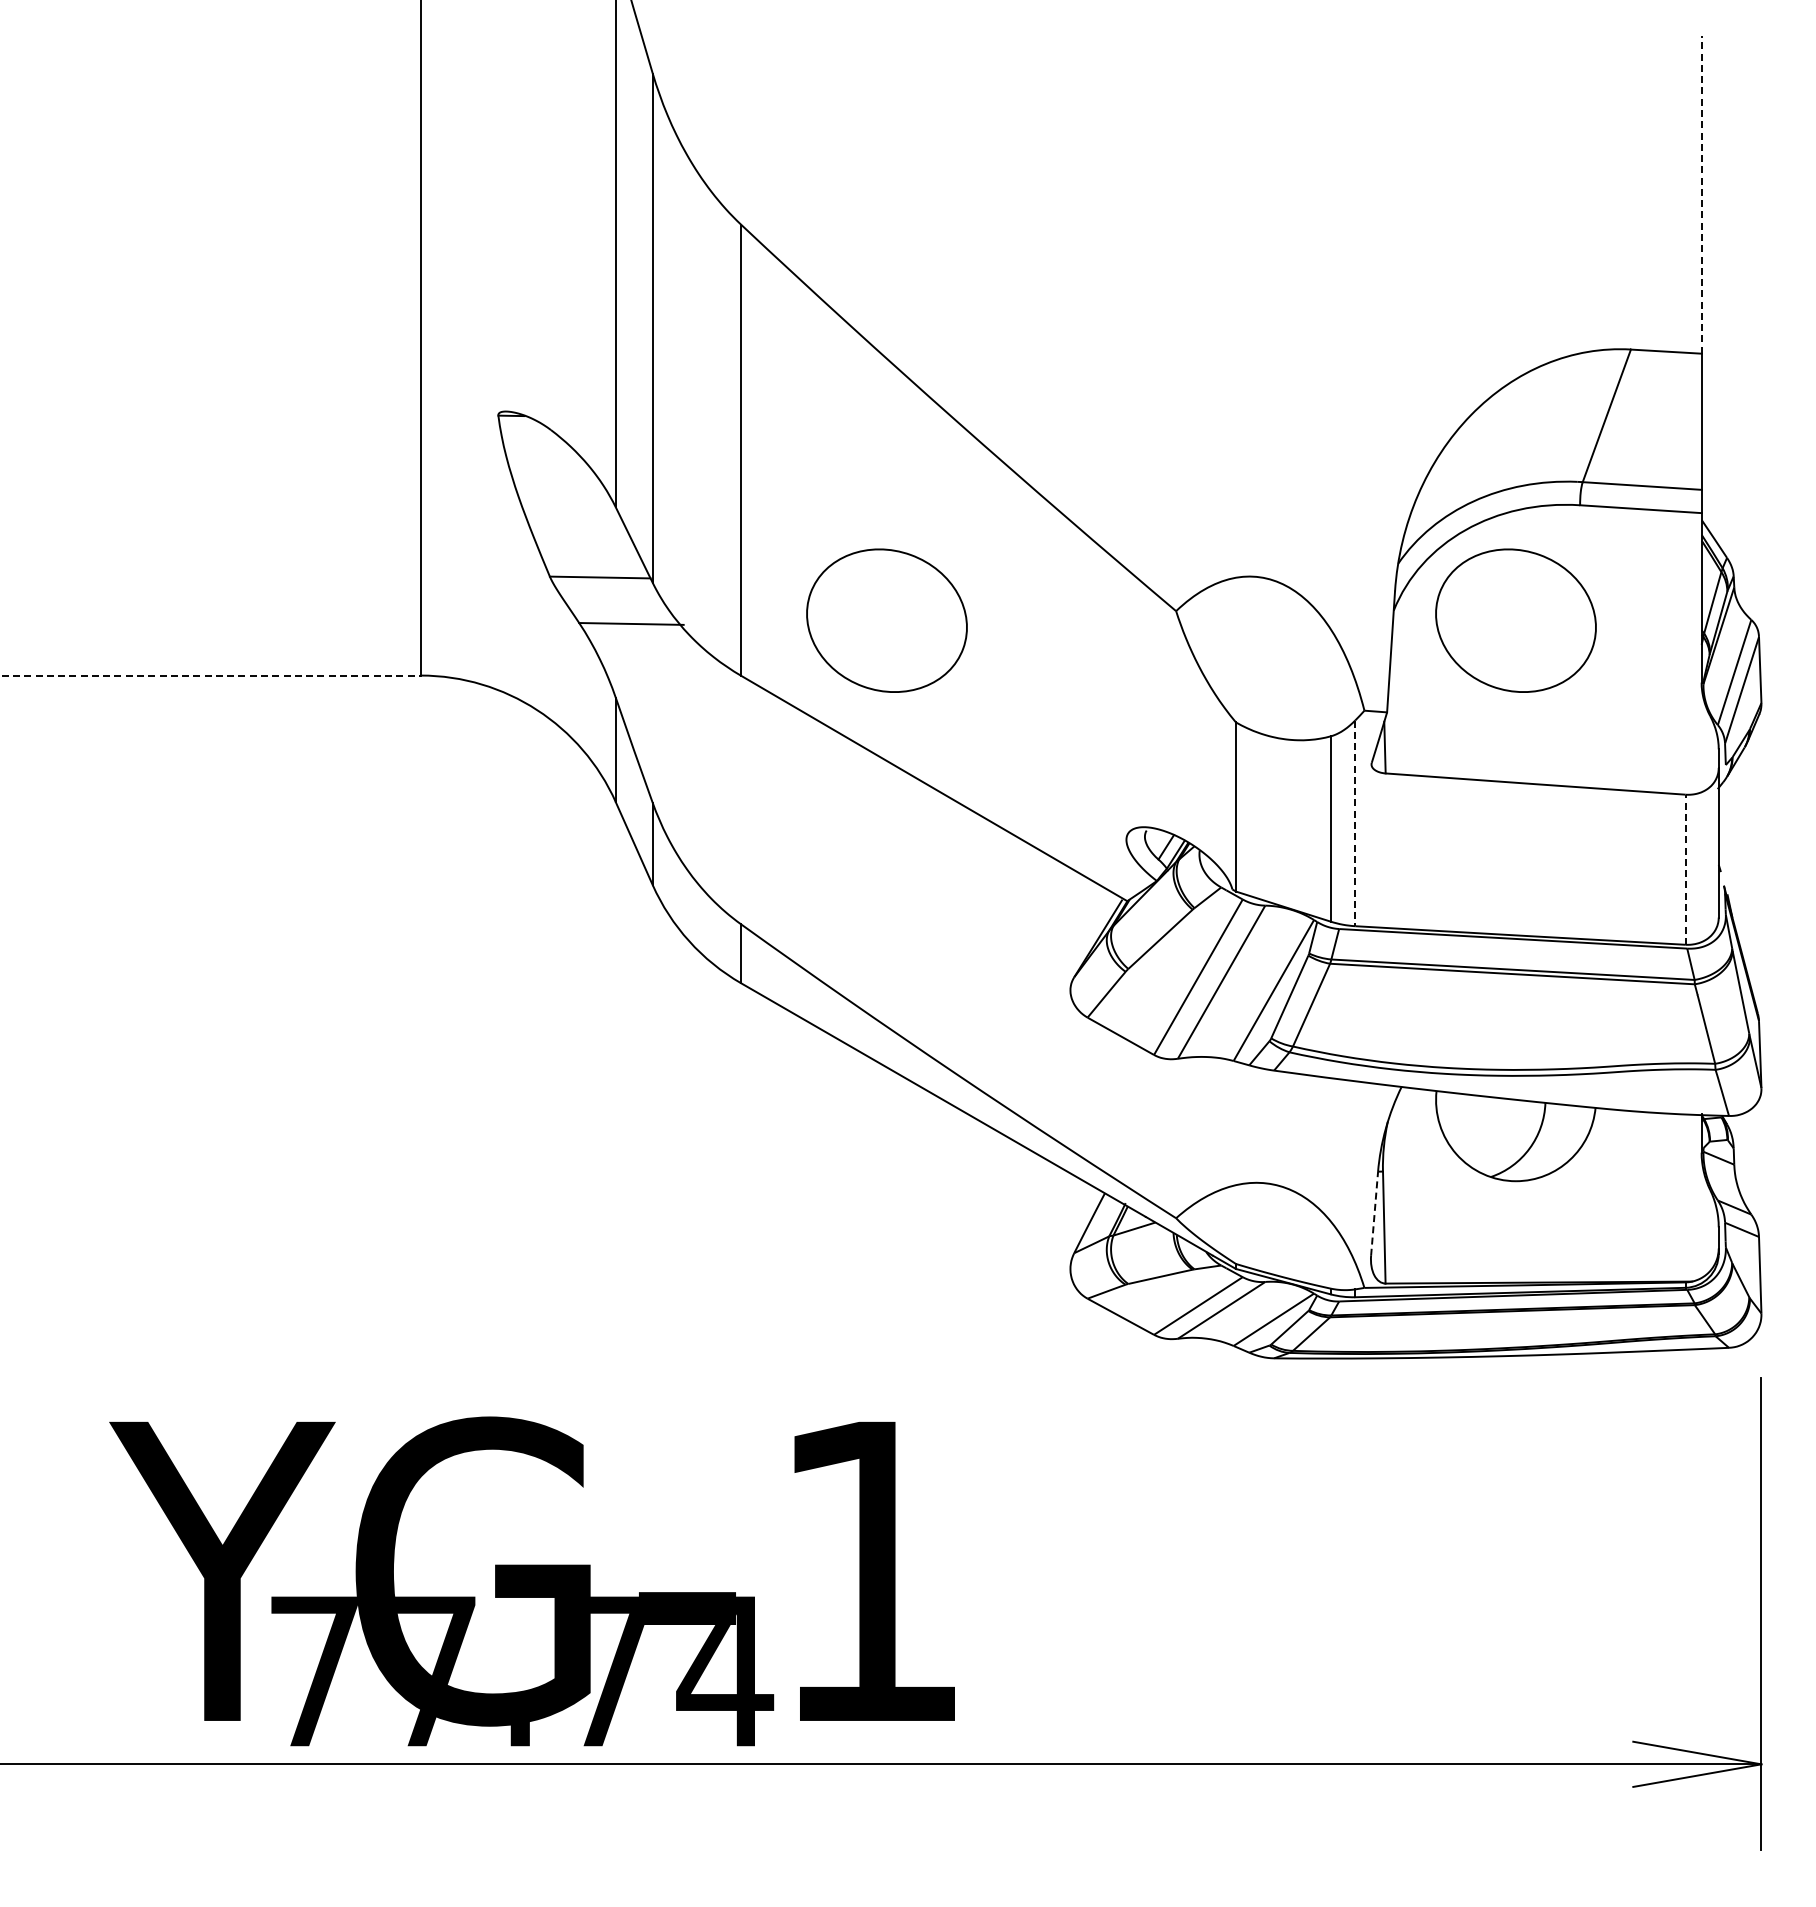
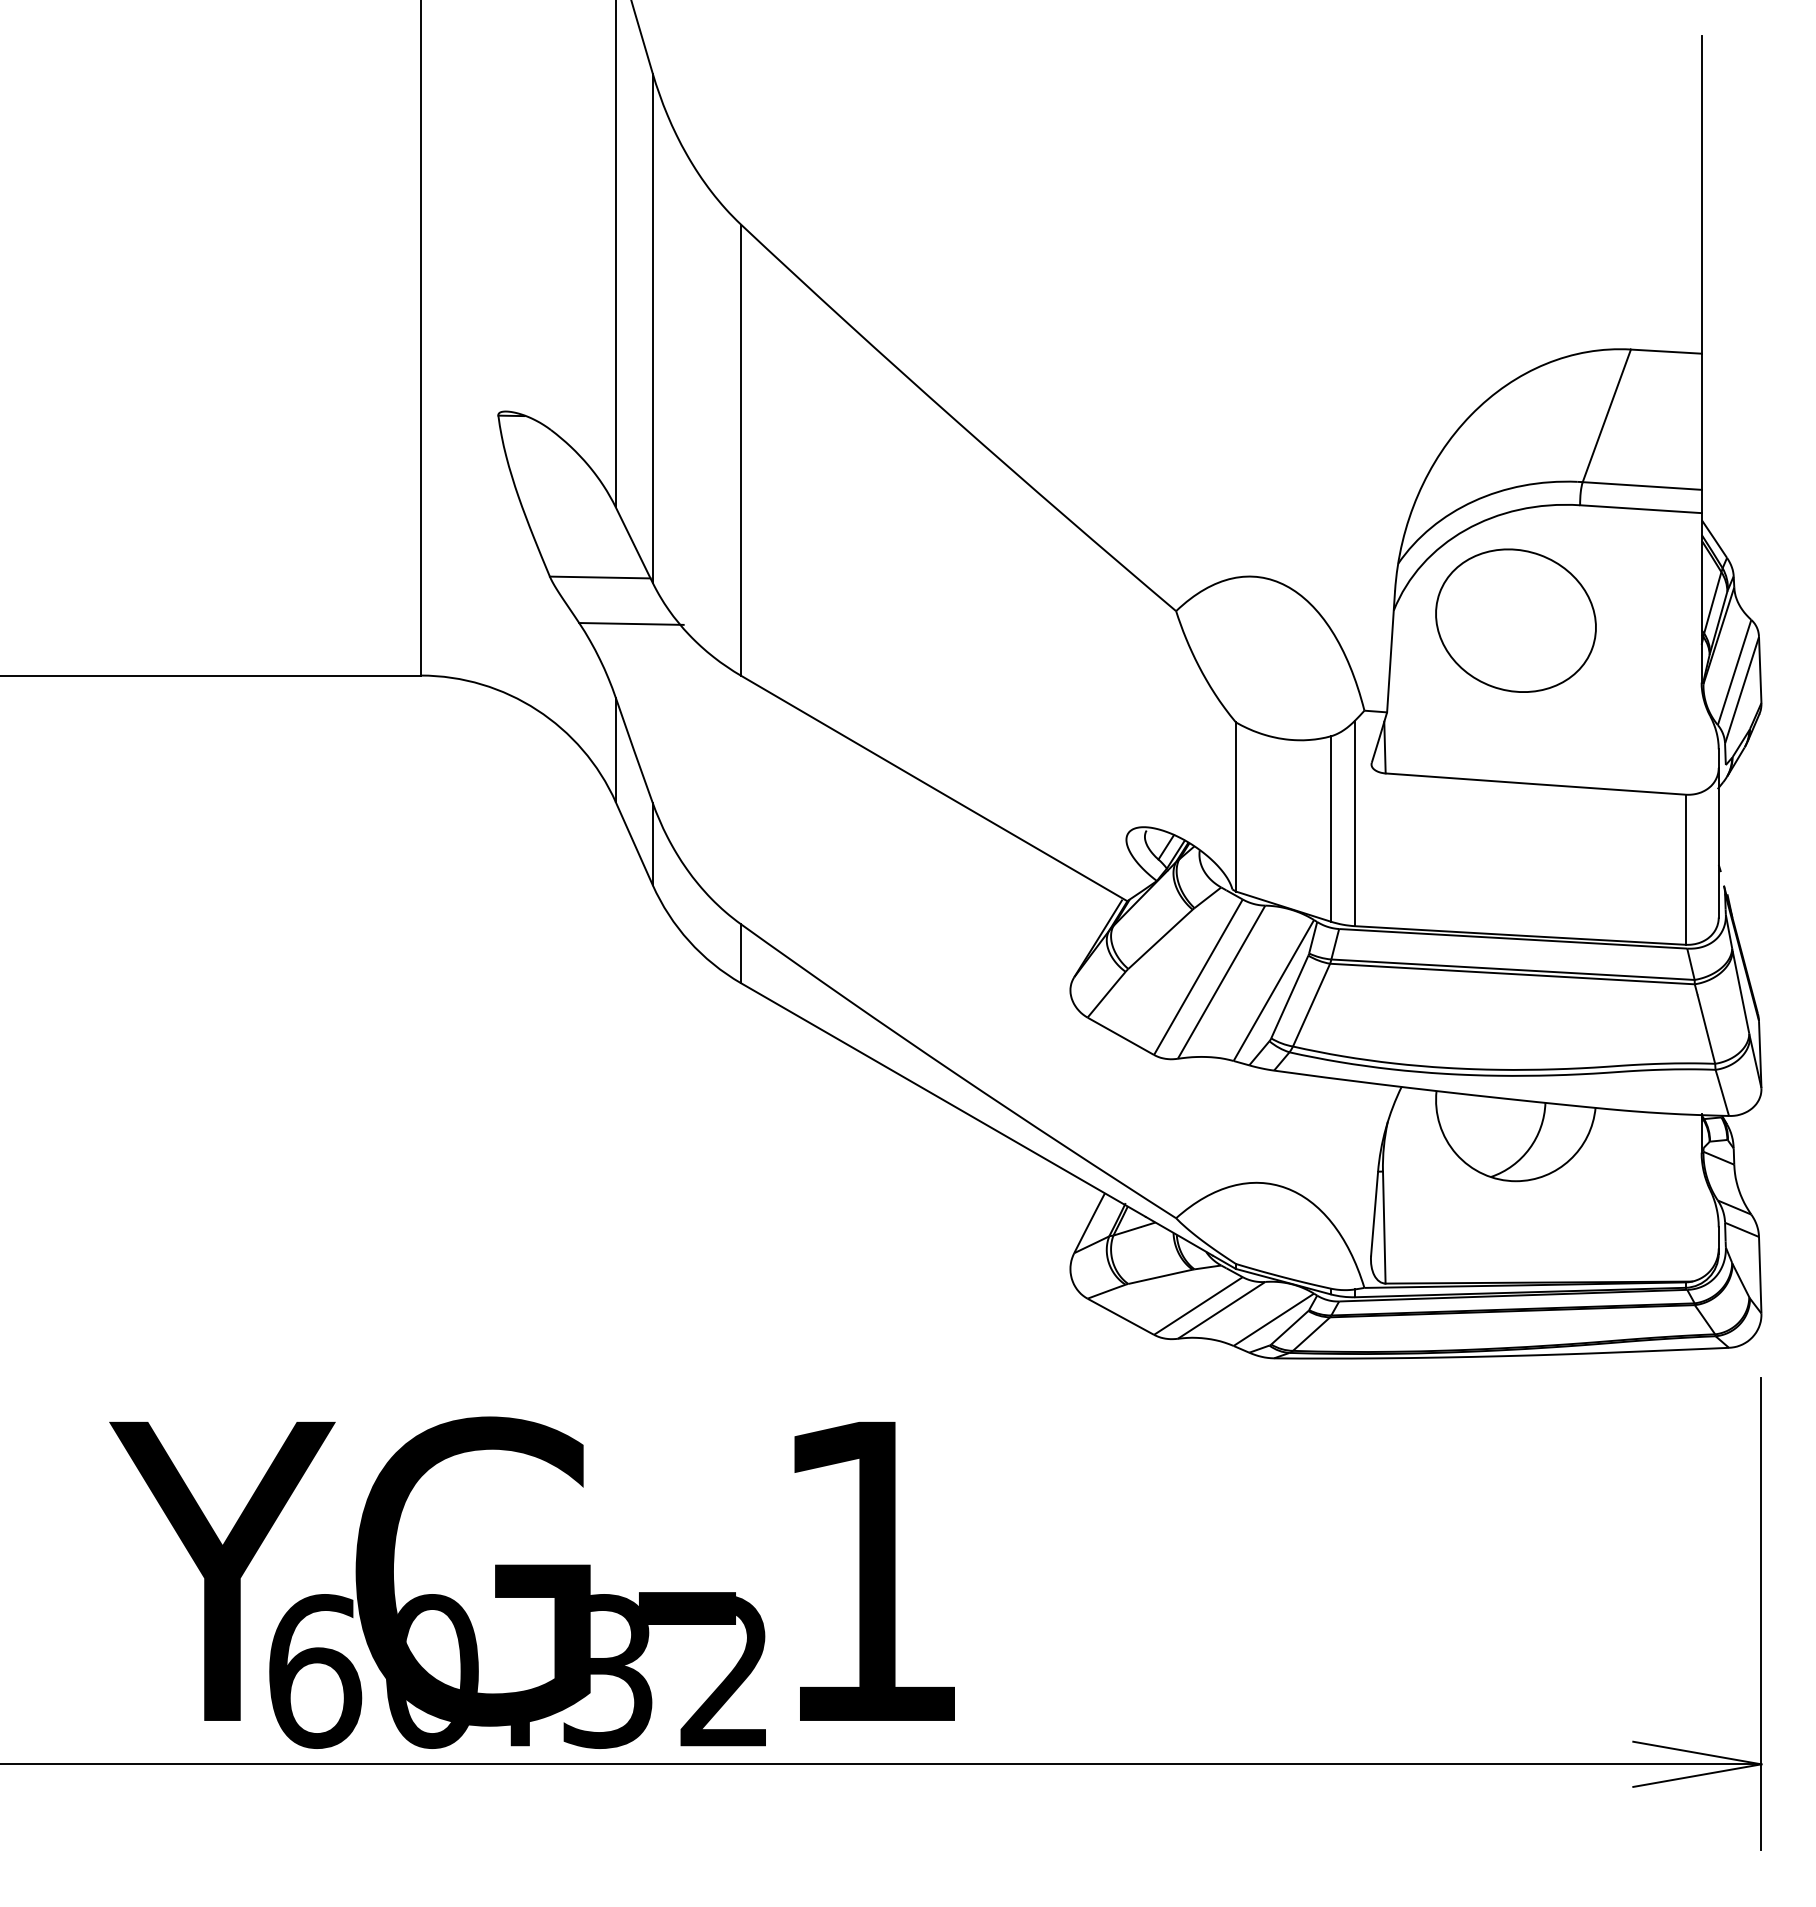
line: dashed -> solid (1701, 194)
part: present -> none (886, 620)
line: dashed -> solid (211, 675)
line: dashed -> solid (1355, 823)
line: dashed -> solid (1685, 869)
line: dashed -> solid (1374, 1213)
text: 77.74 -> 60.32 (521, 1671)
